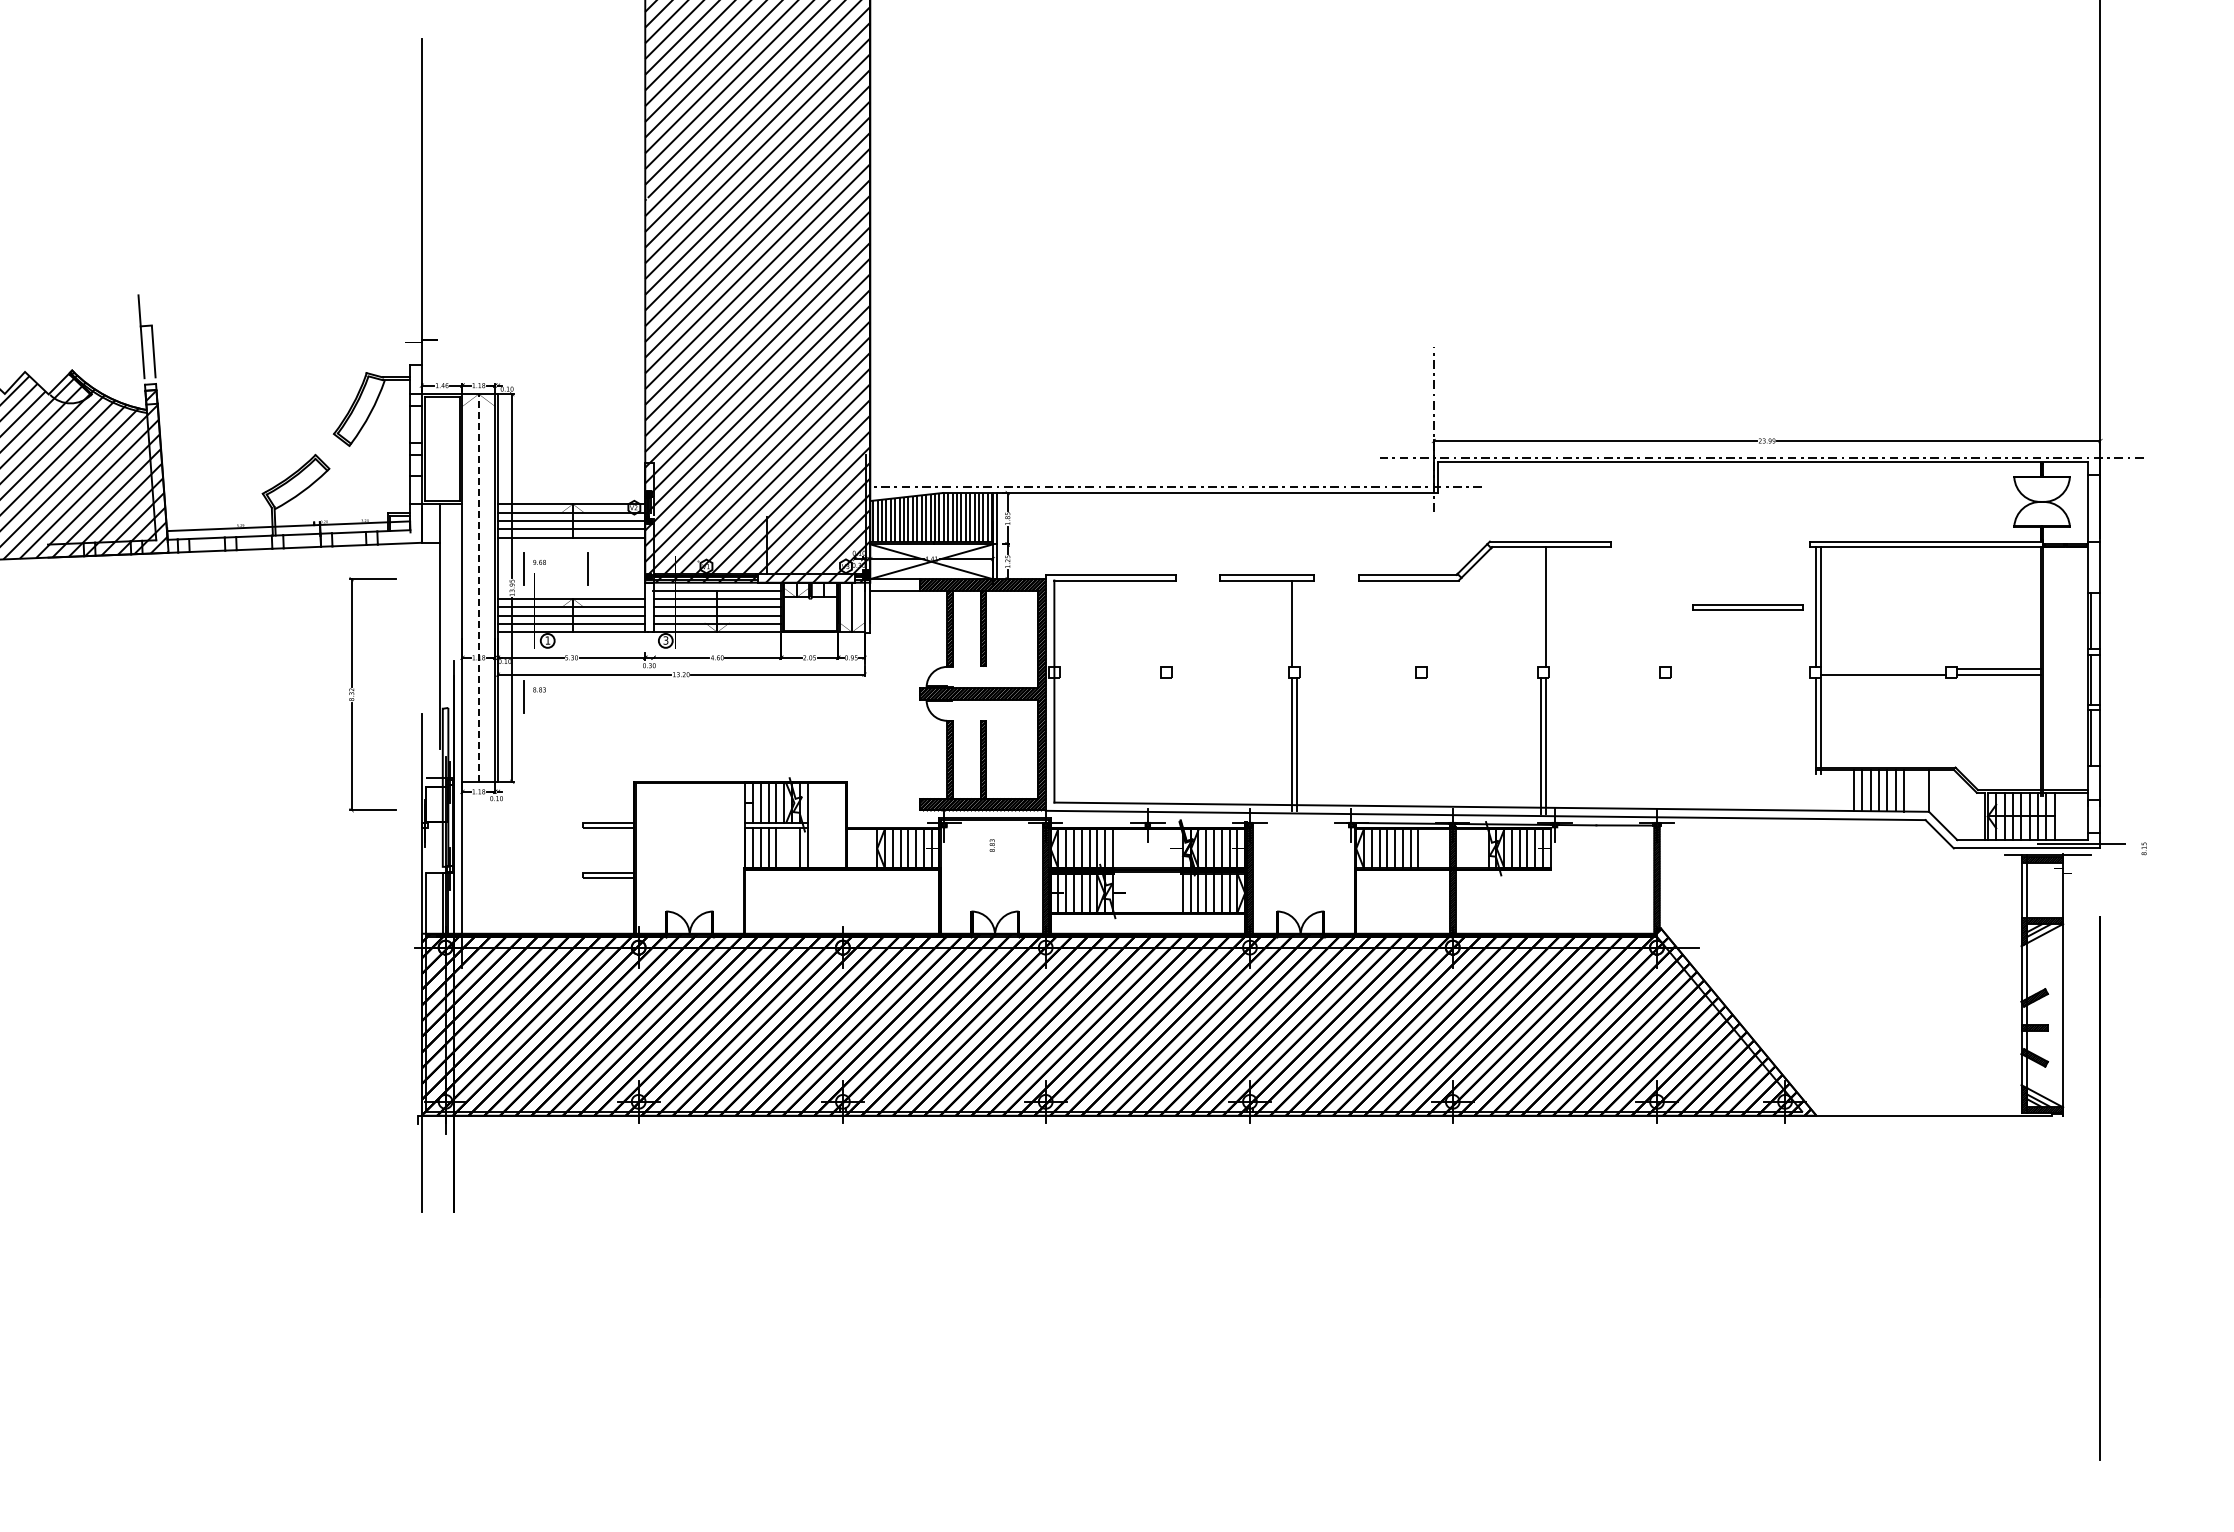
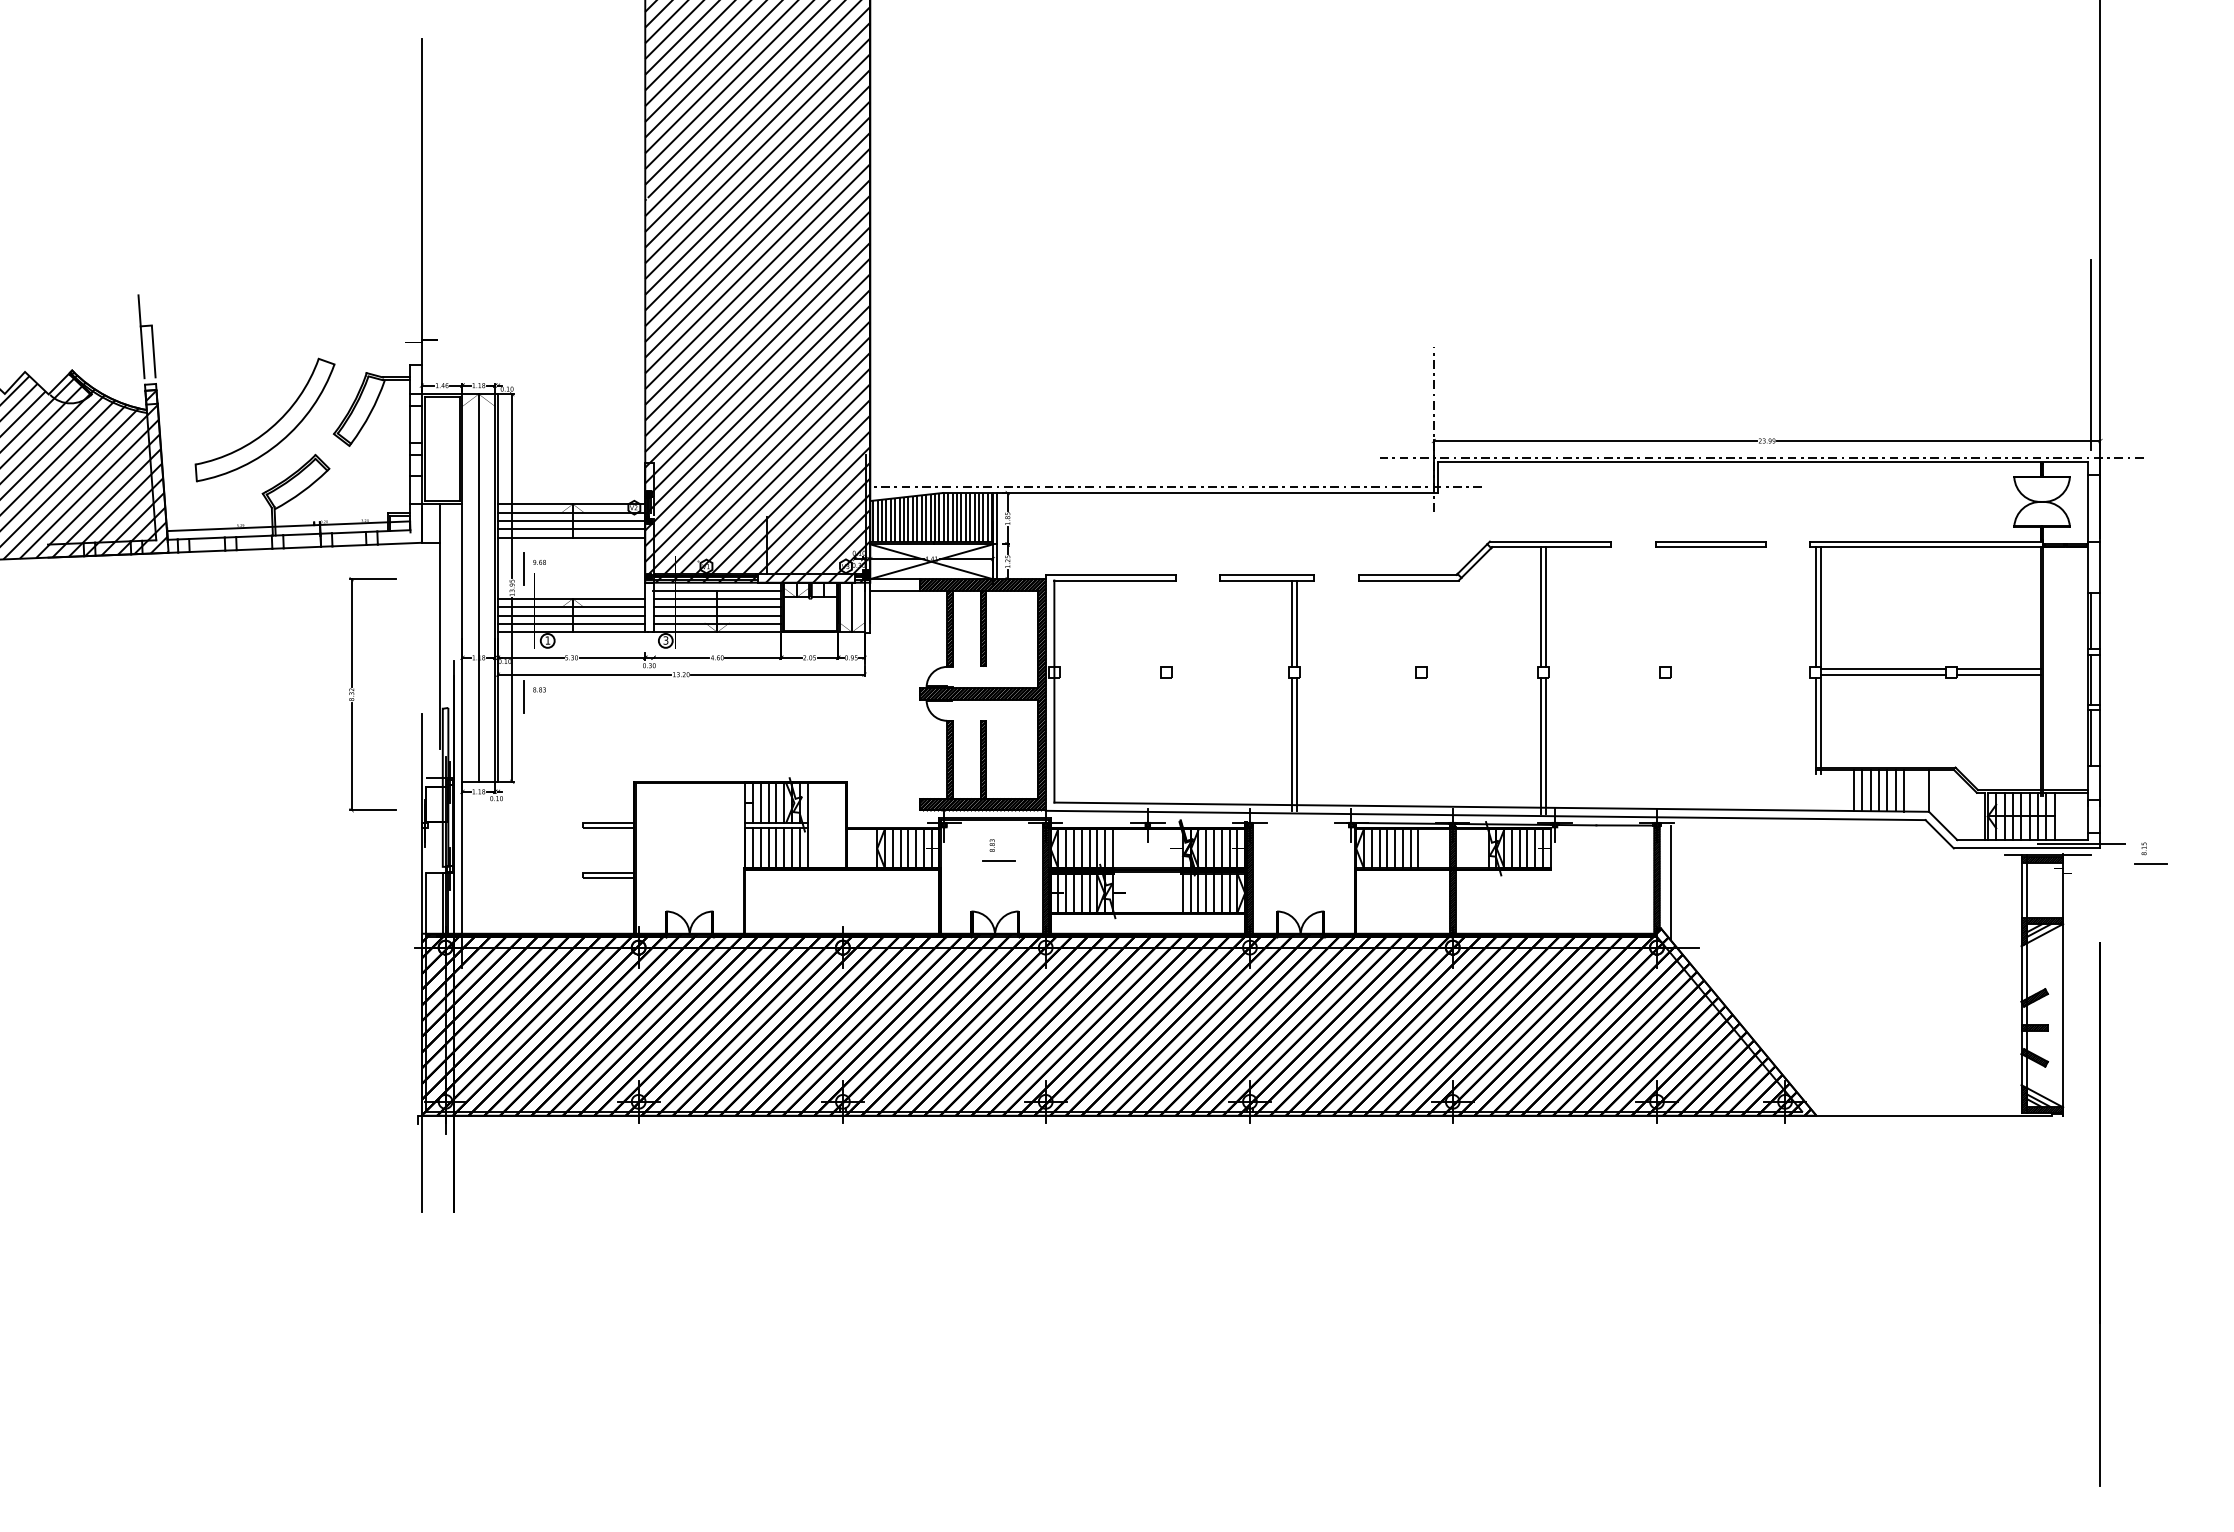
line: none -> present (2090, 354)
part: none -> present (271, 426)
line: present -> none (587, 568)
line: dashed -> solid (478, 587)
line: none -> present (1540, 606)
part position: (1747, 607) -> (1710, 544) (1710, 544)
line: none -> present (1297, 623)
line: none -> present (1883, 669)
line: none -> present (784, 848)
line: none -> present (792, 848)
line: none -> present (998, 860)
line: none -> present (2150, 863)
line: none -> present (1670, 882)
line position: (2099, 1188) -> (2099, 1214) (2099, 1214)
